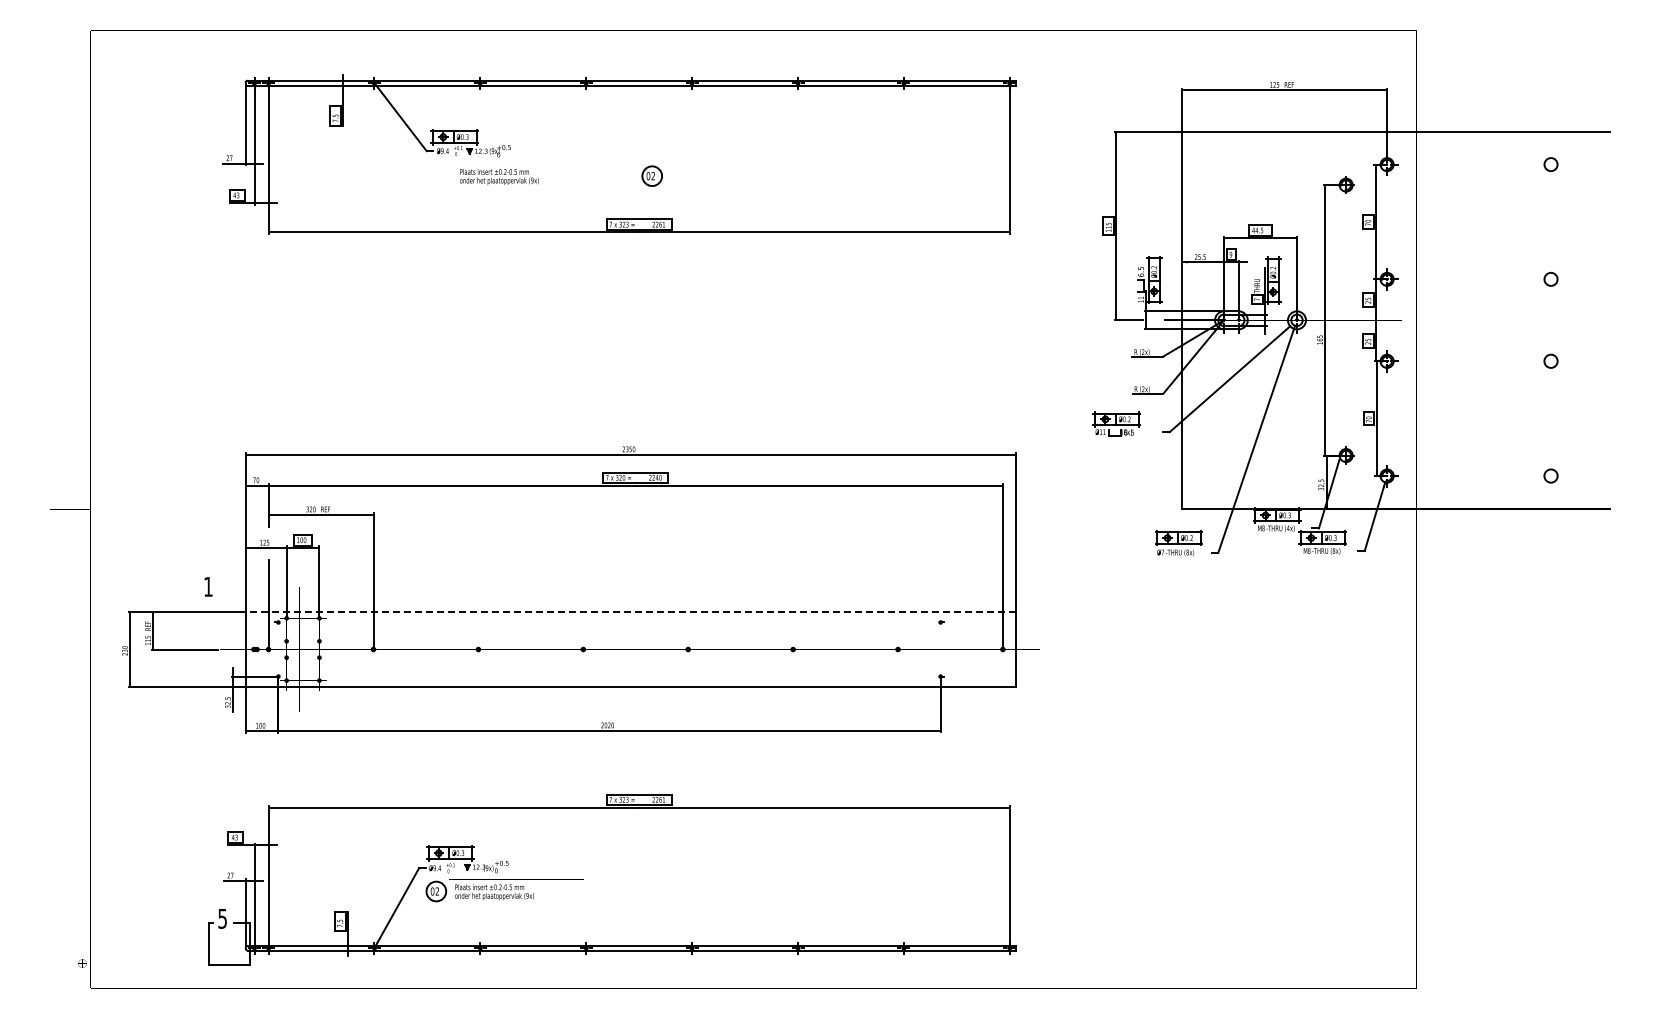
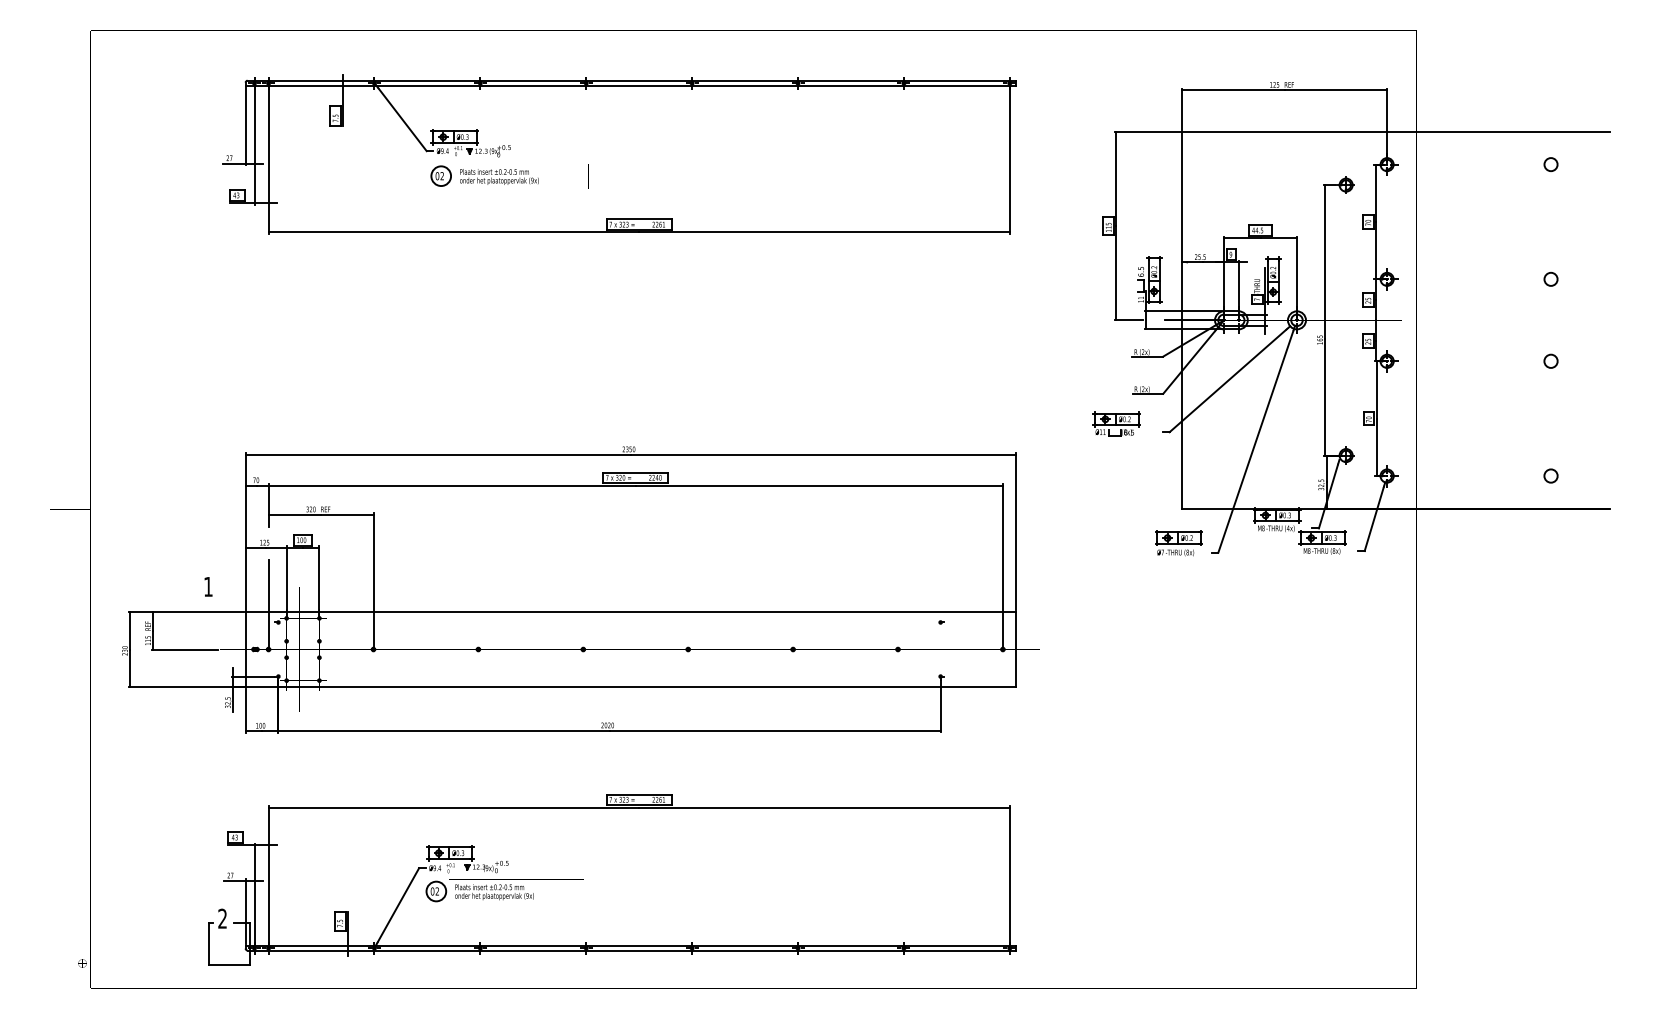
part position: (651, 175) -> (440, 175) (440, 175)
line: none -> present (588, 176)
line: dashed -> solid (630, 611)
text: 5 -> 2 (222, 918)
